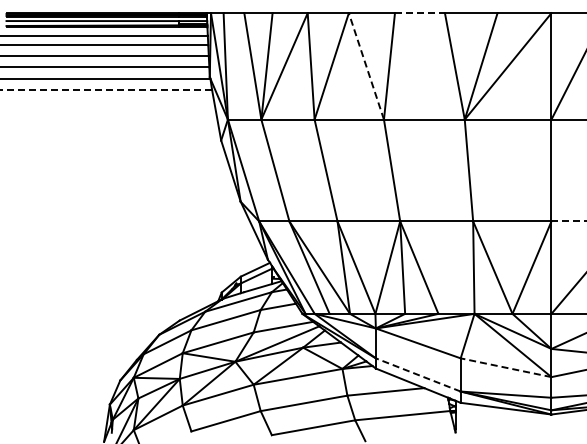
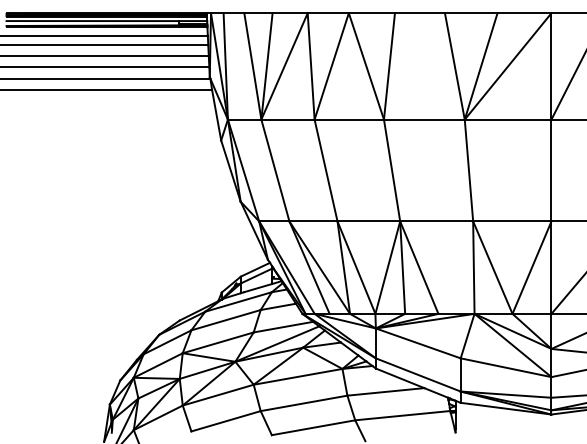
line: dashed -> solid (419, 13)
line: dashed -> solid (366, 65)
line: dashed -> solid (106, 89)
line: dashed -> solid (569, 221)
line: dashed -> solid (505, 367)
line: dashed -> solid (418, 374)
